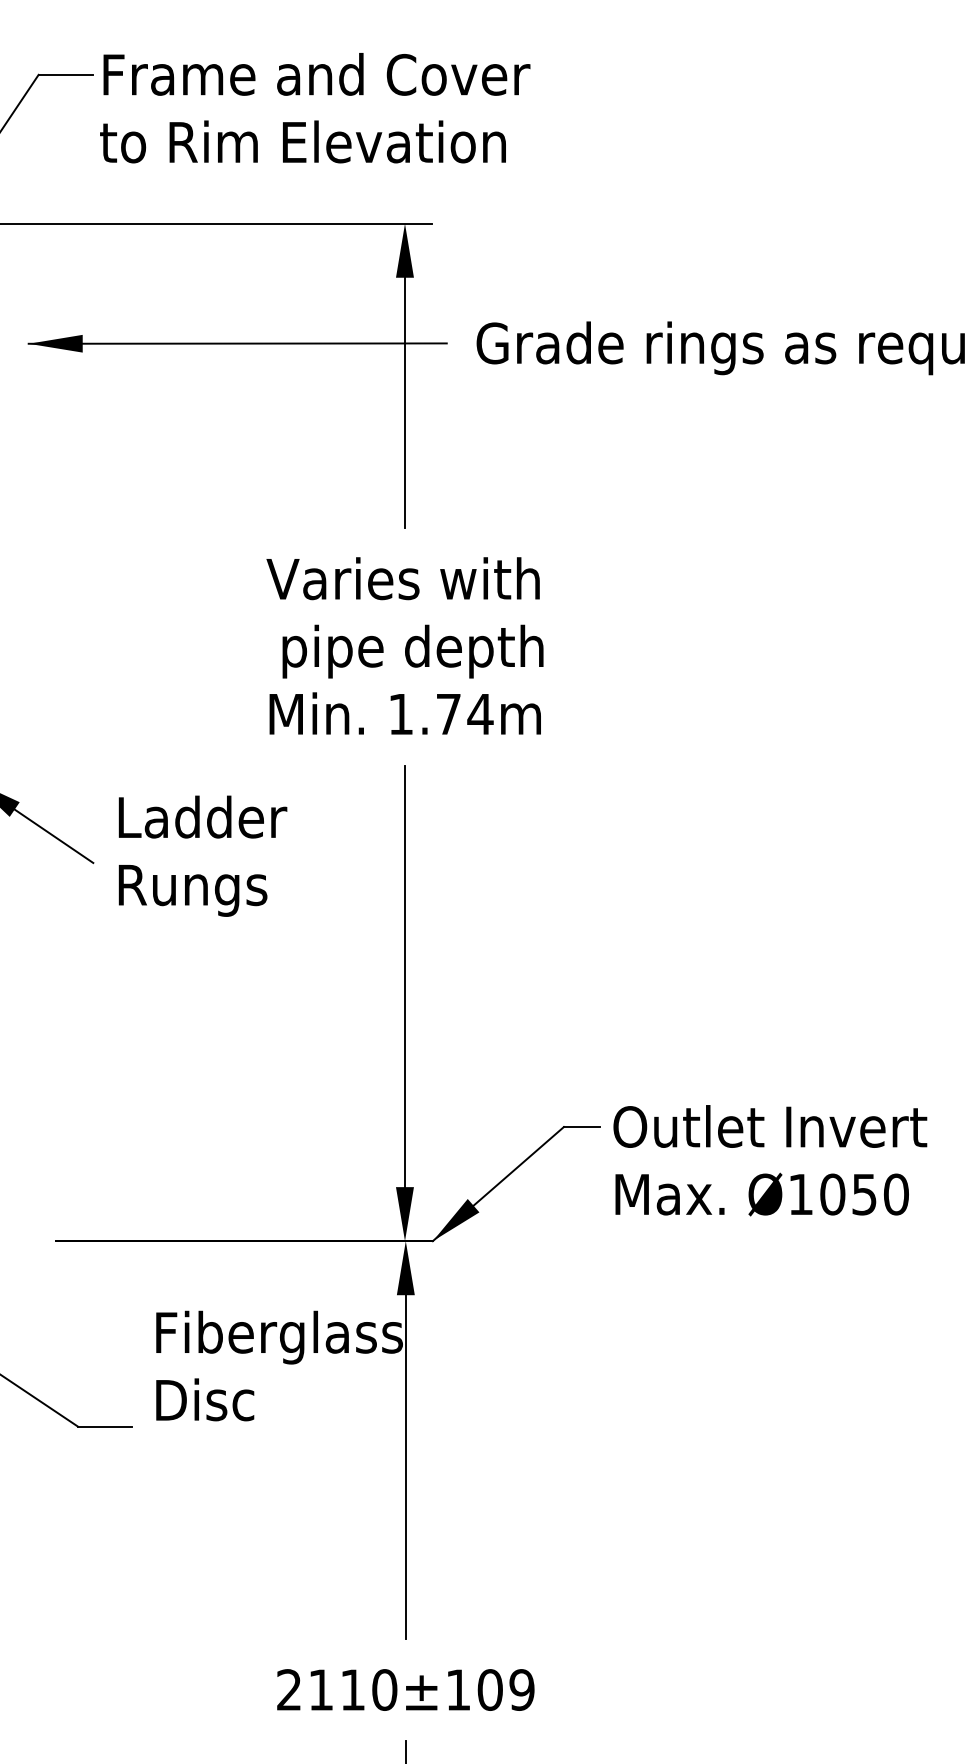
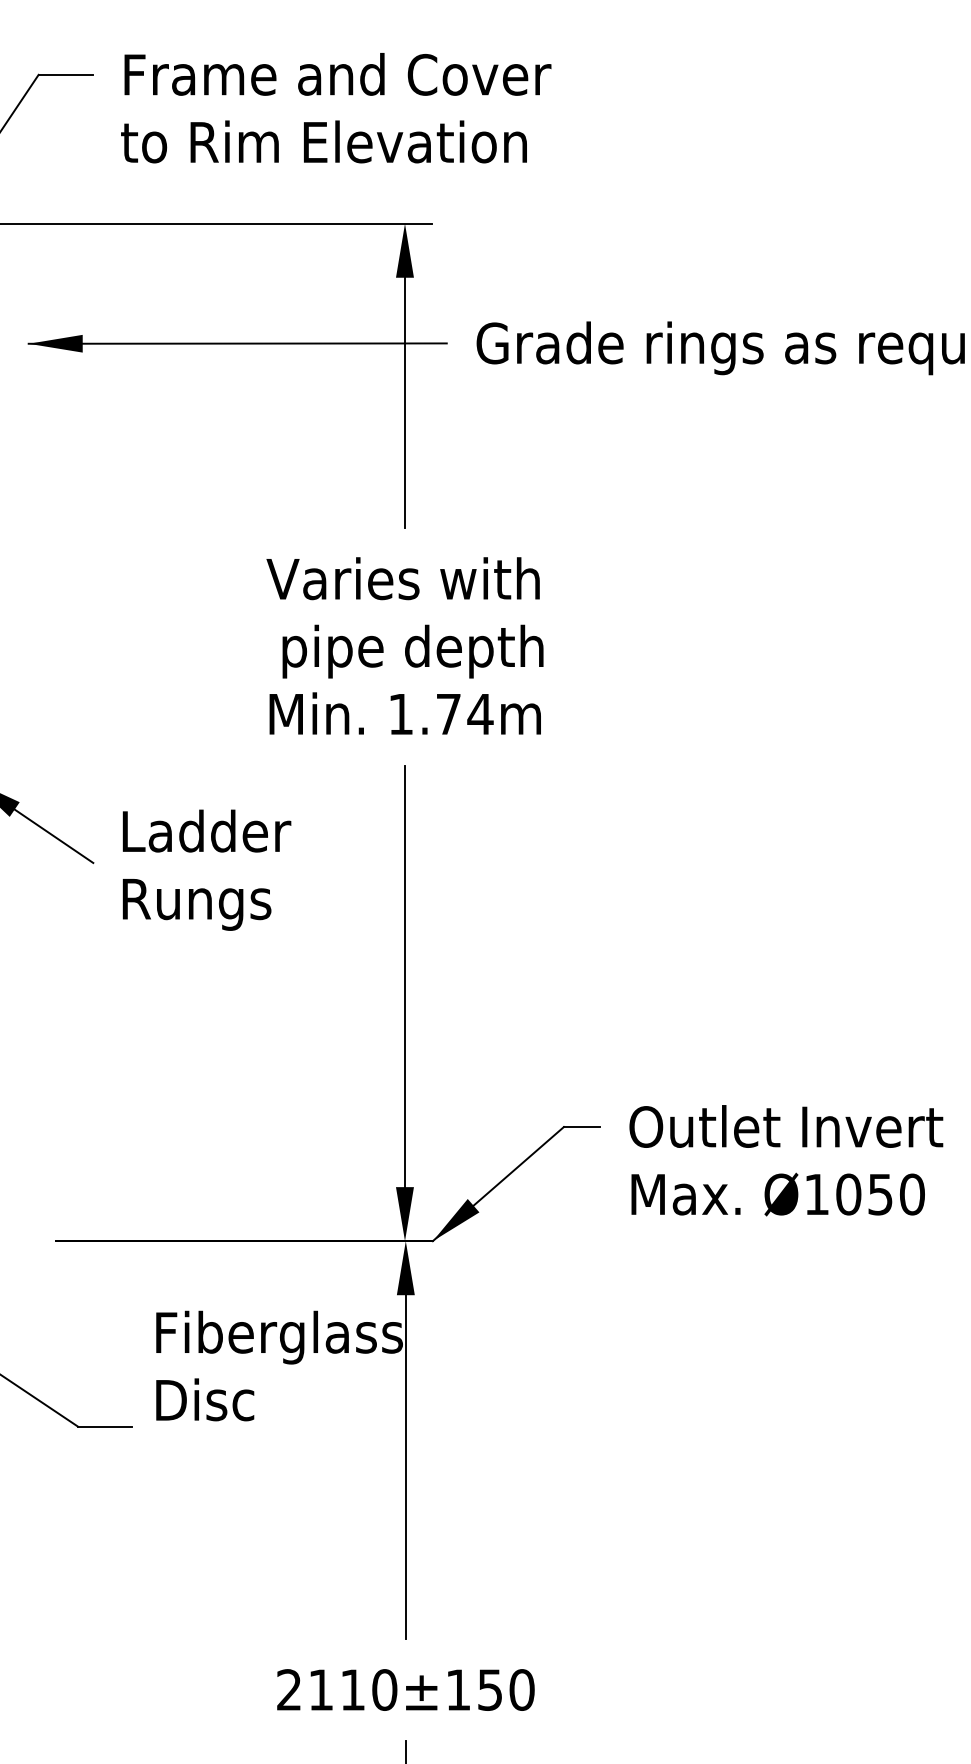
text position: (315, 108) -> (336, 108) (336, 108)
text position: (202, 855) -> (206, 869) (206, 869)
text position: (770, 1160) -> (786, 1160) (786, 1160)
text: 2110±109 -> 2110±150 (505, 1689)
